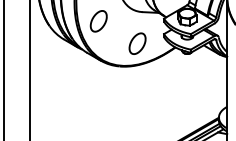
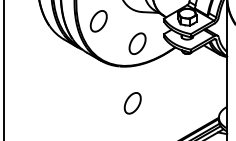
line: present -> none (29, 69)
part: none -> present (132, 103)
